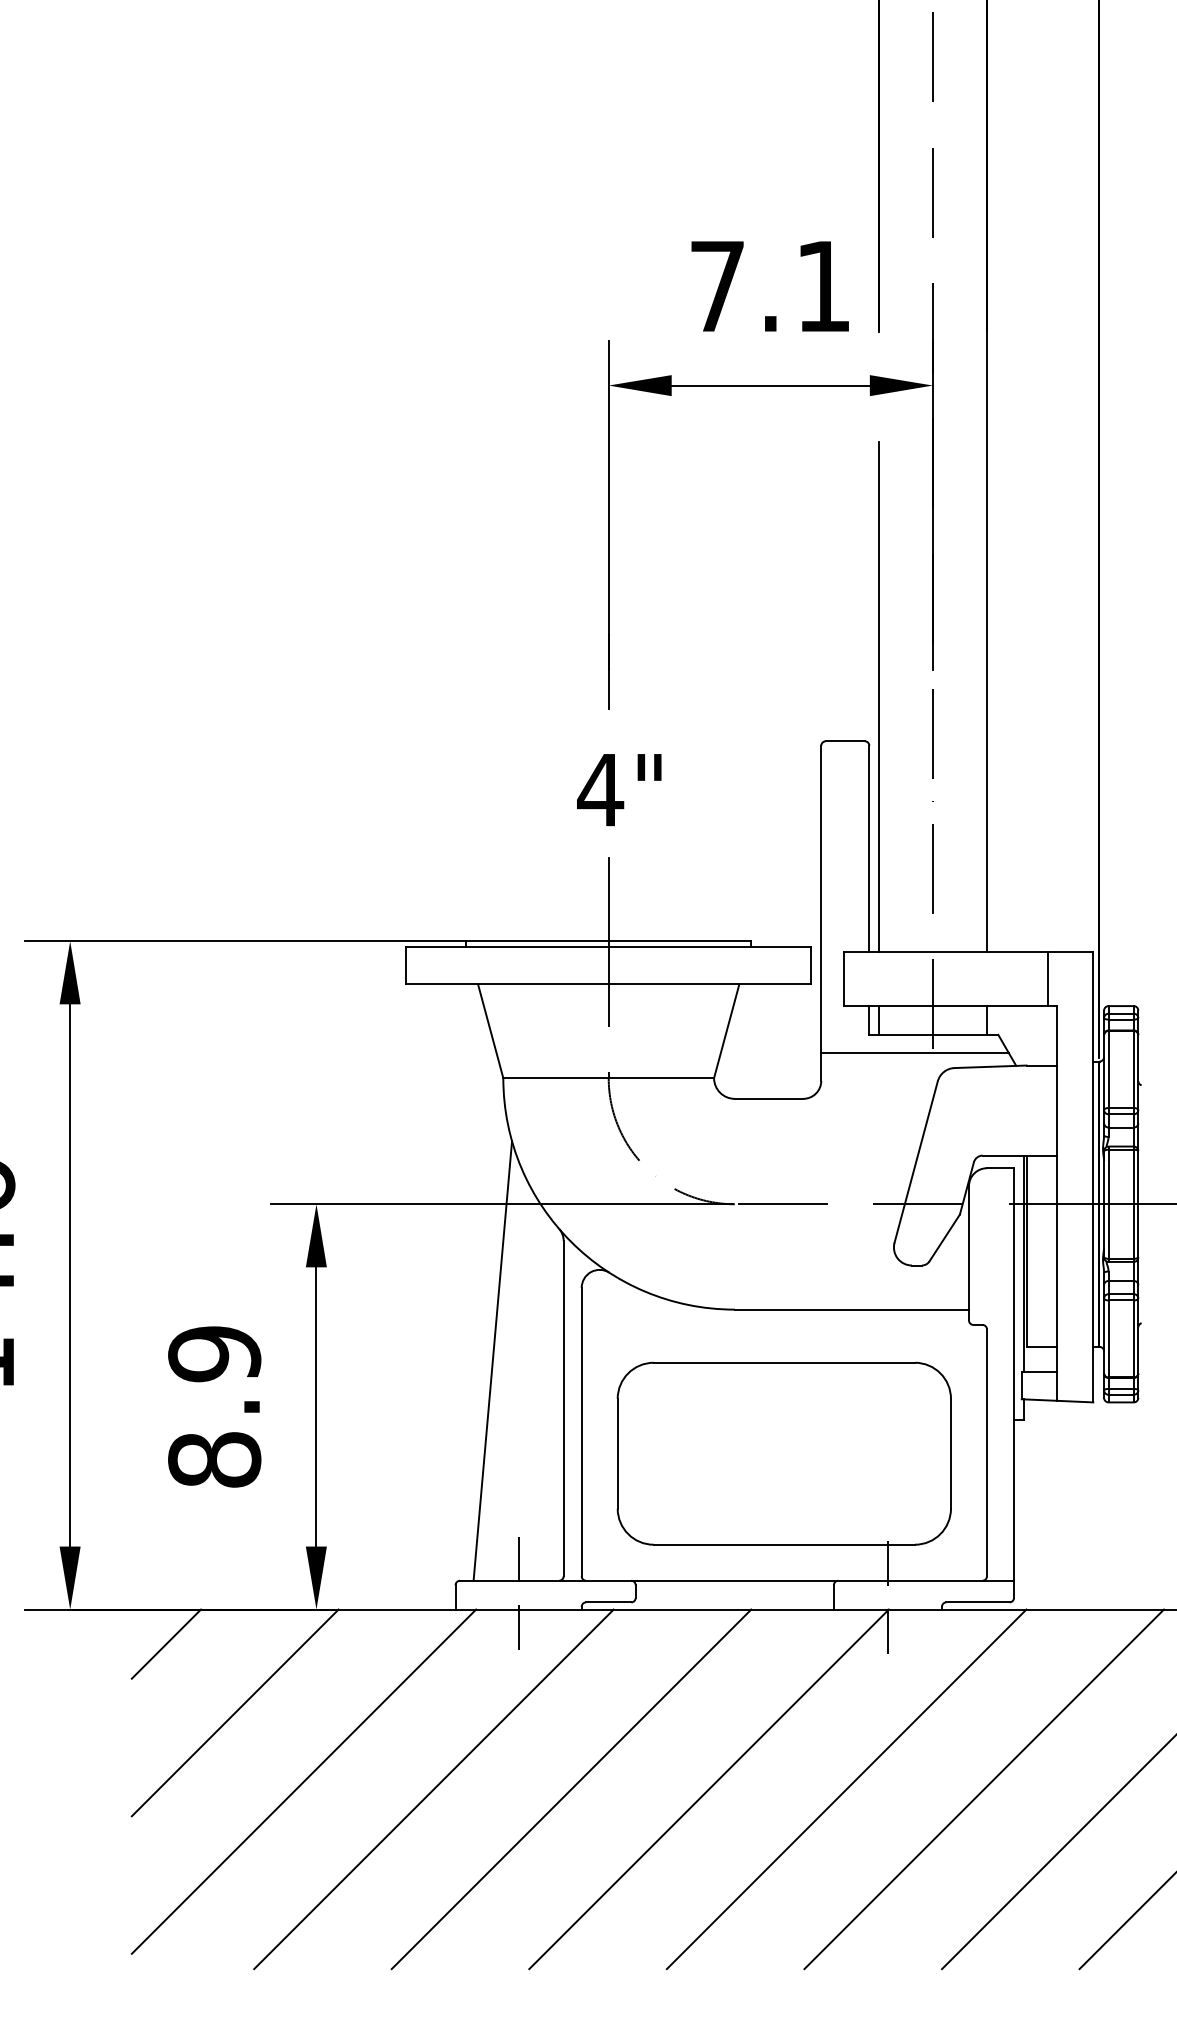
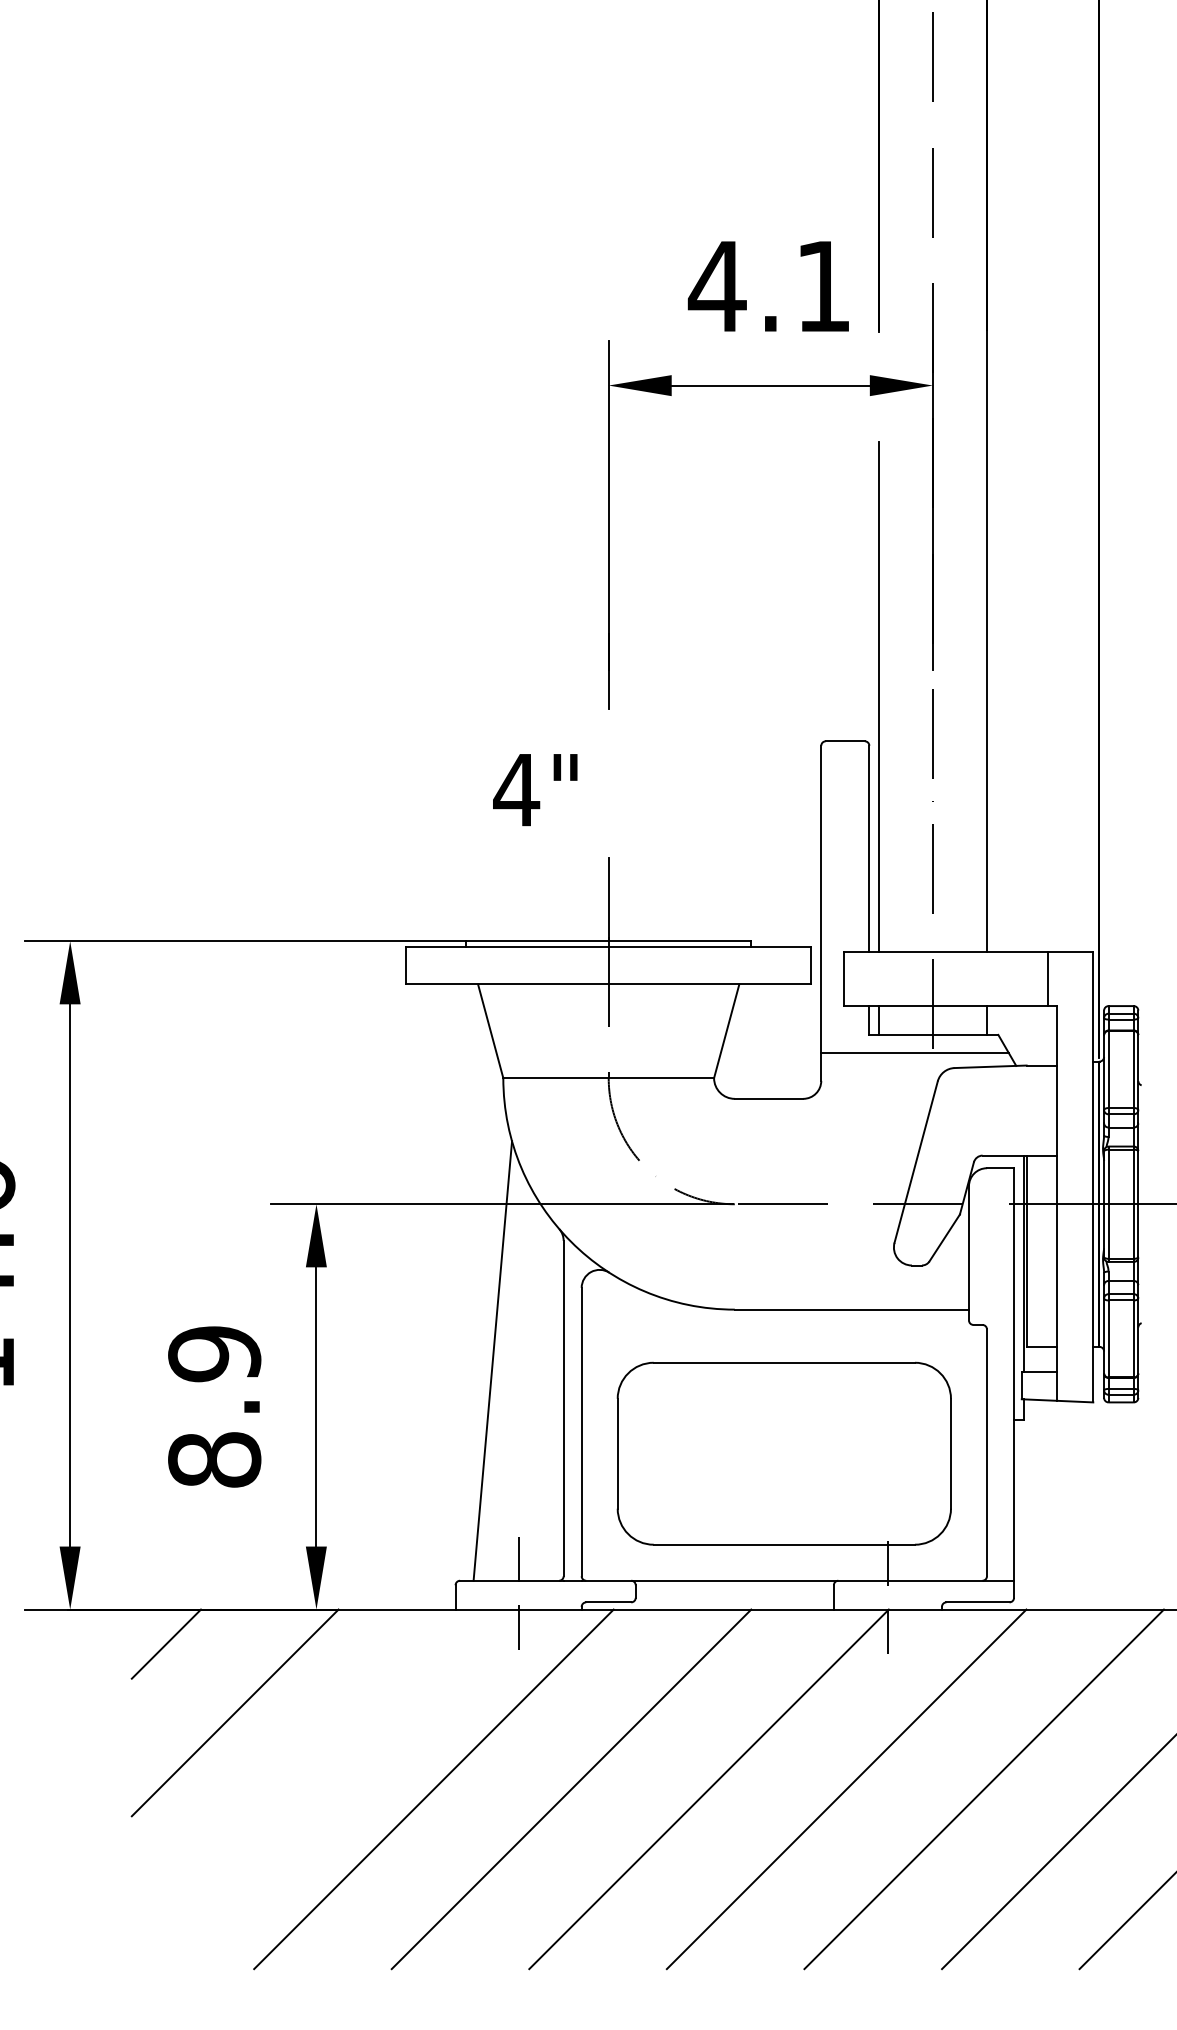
text: 7.1 -> 4.1 (716, 286)
text position: (619, 790) -> (535, 790) (535, 790)
line: present -> none (303, 1781)
